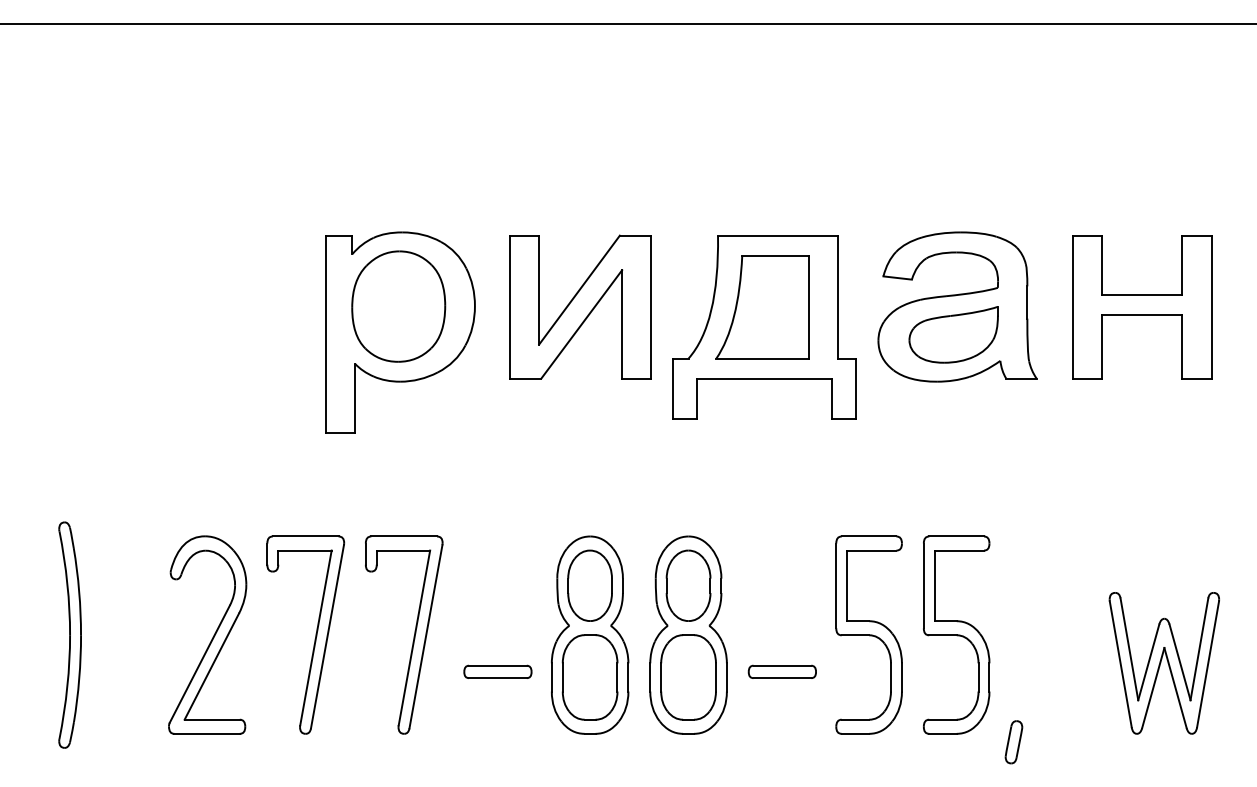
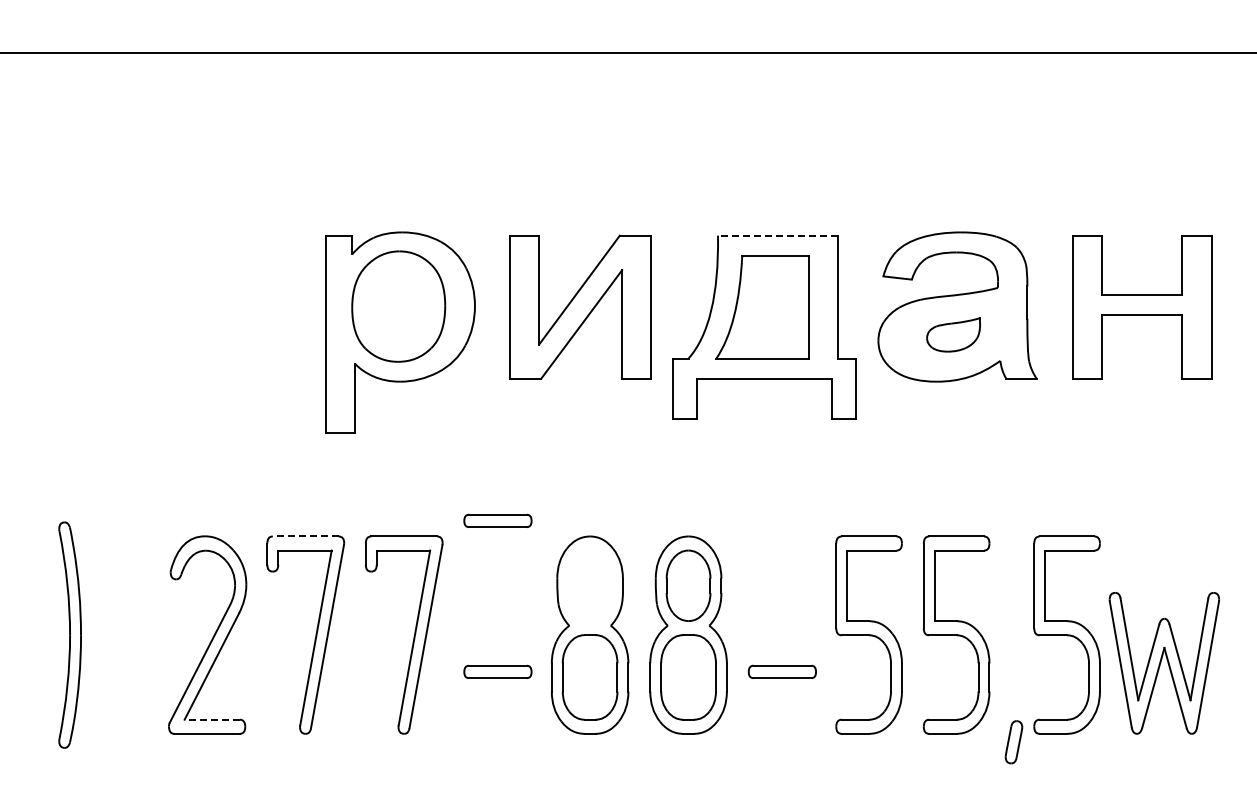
line position: (627, 23) -> (627, 52) (627, 52)
line: solid -> dashed (777, 235)
part size: 91x58 px -> 55x36 px (953, 334)
part: none -> present (497, 520)
line: solid -> dashed (305, 536)
part: present -> none (589, 585)
part: none -> present (1066, 634)
line: solid -> dashed (212, 719)
